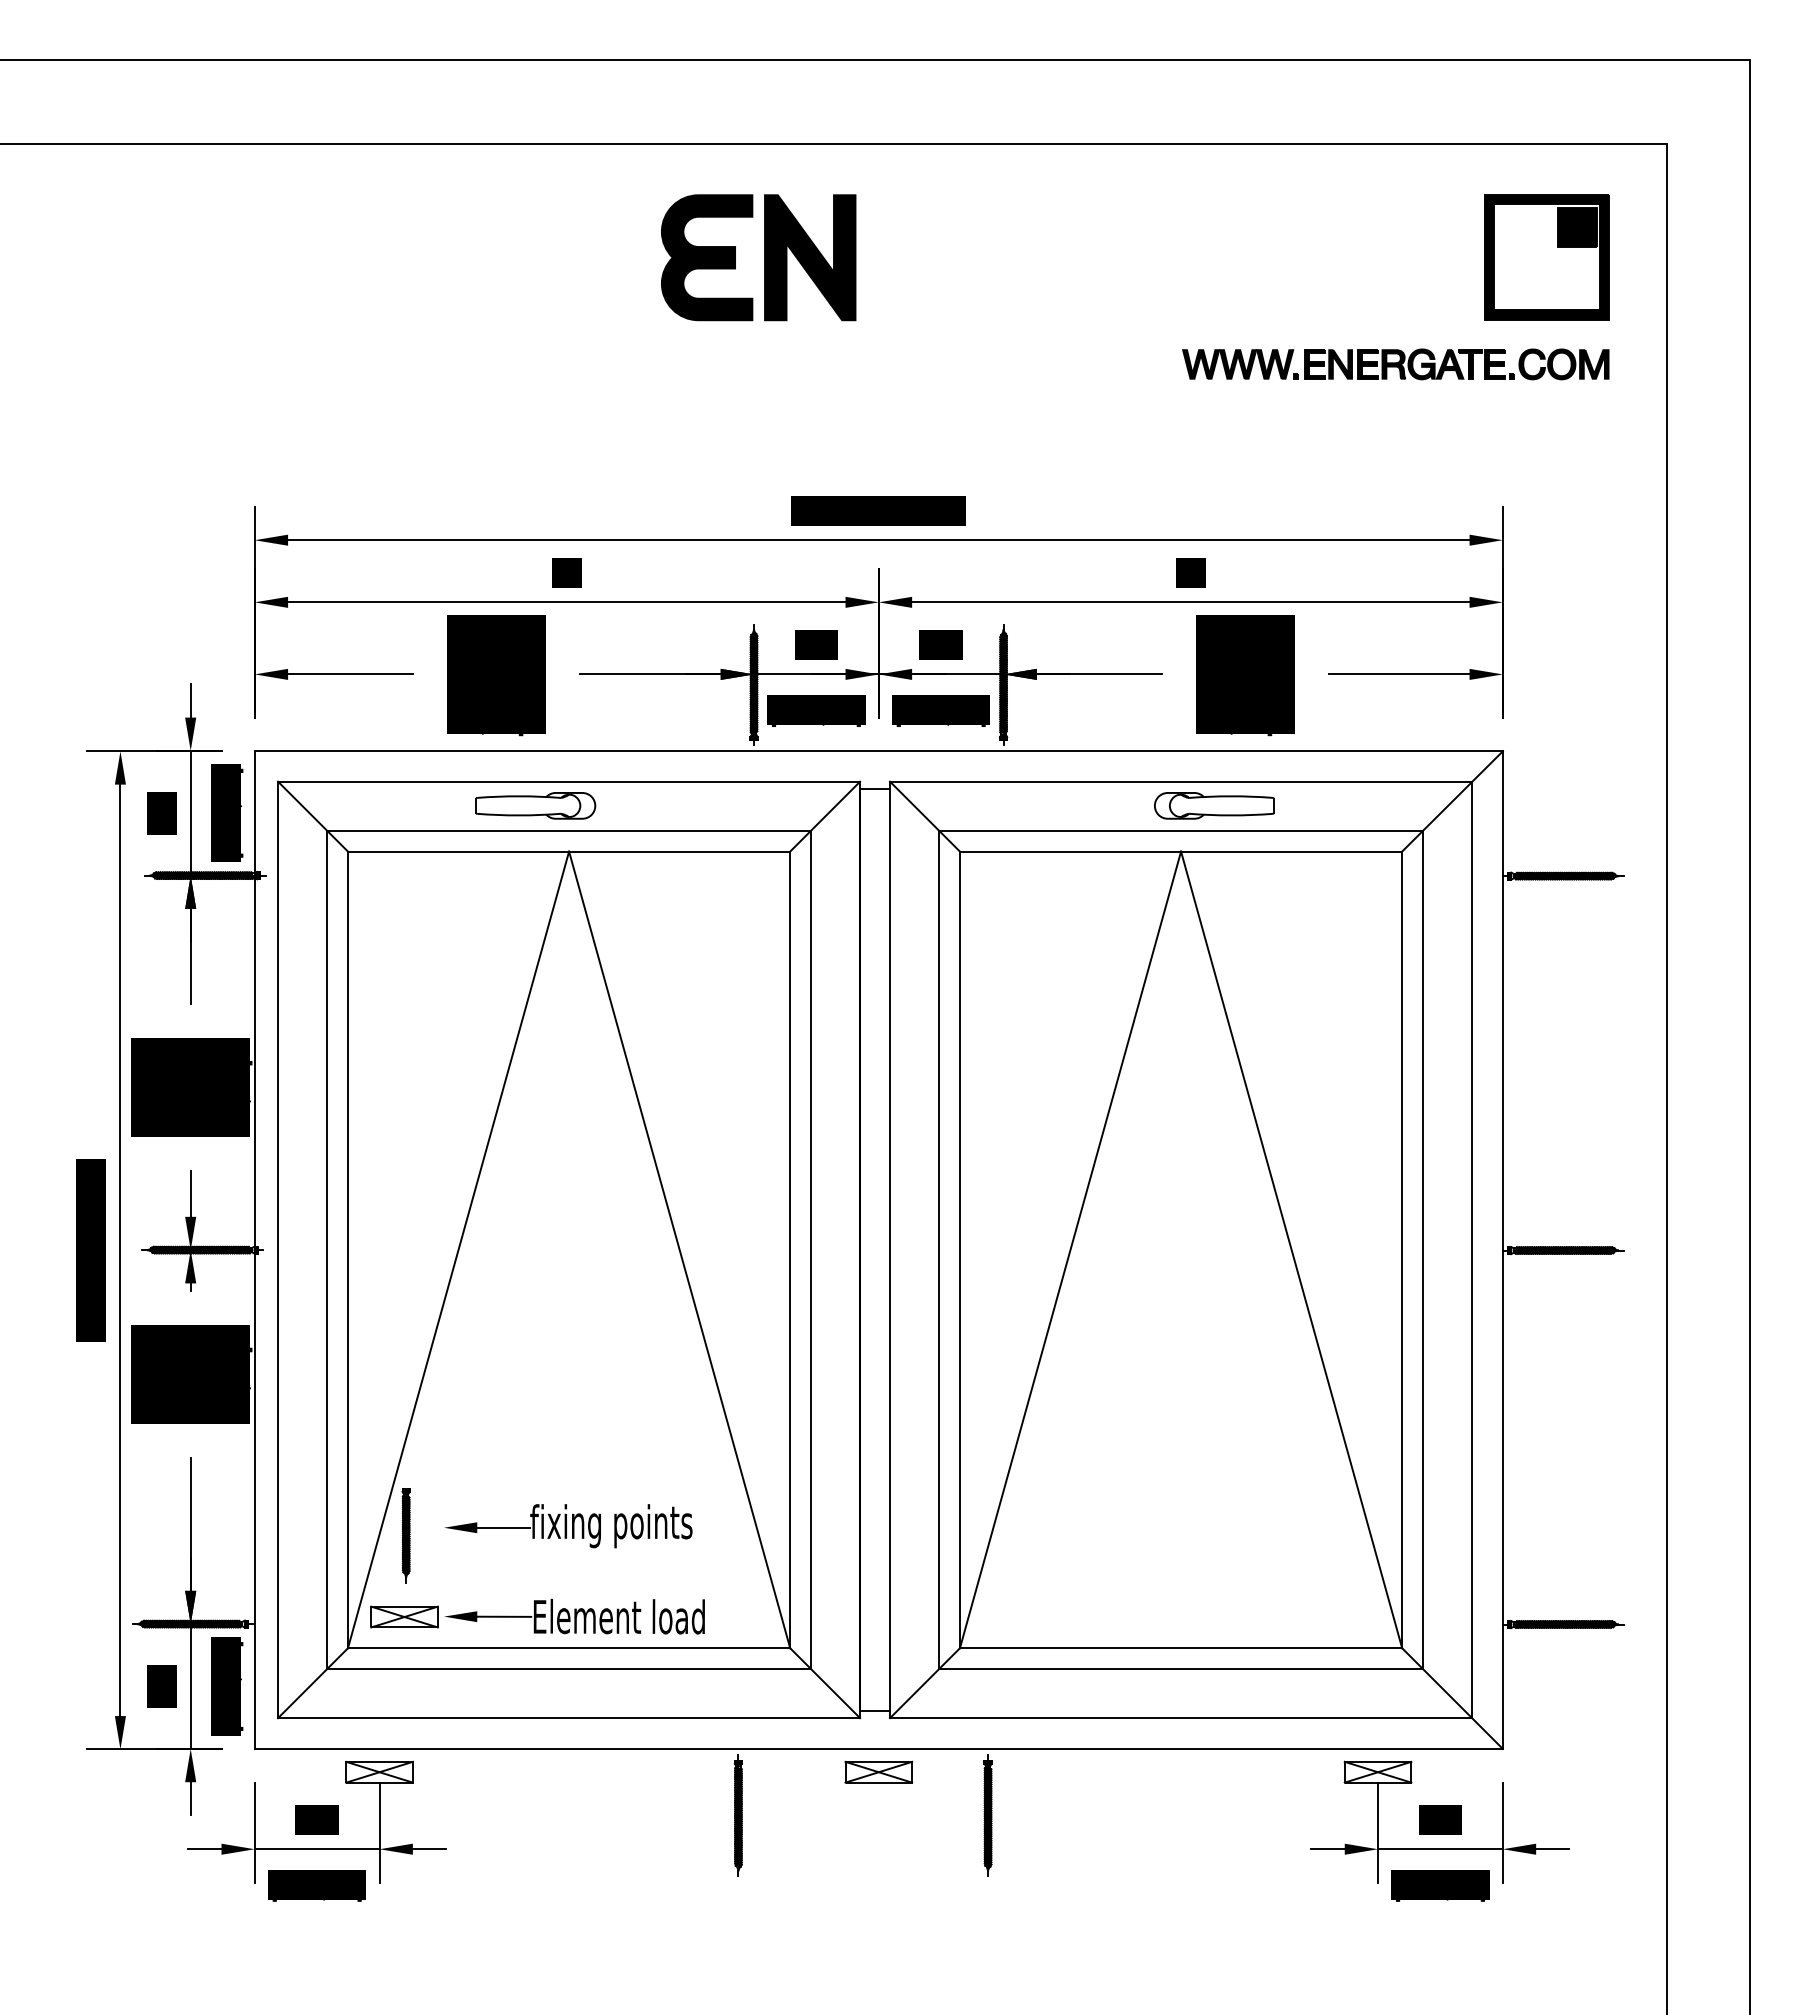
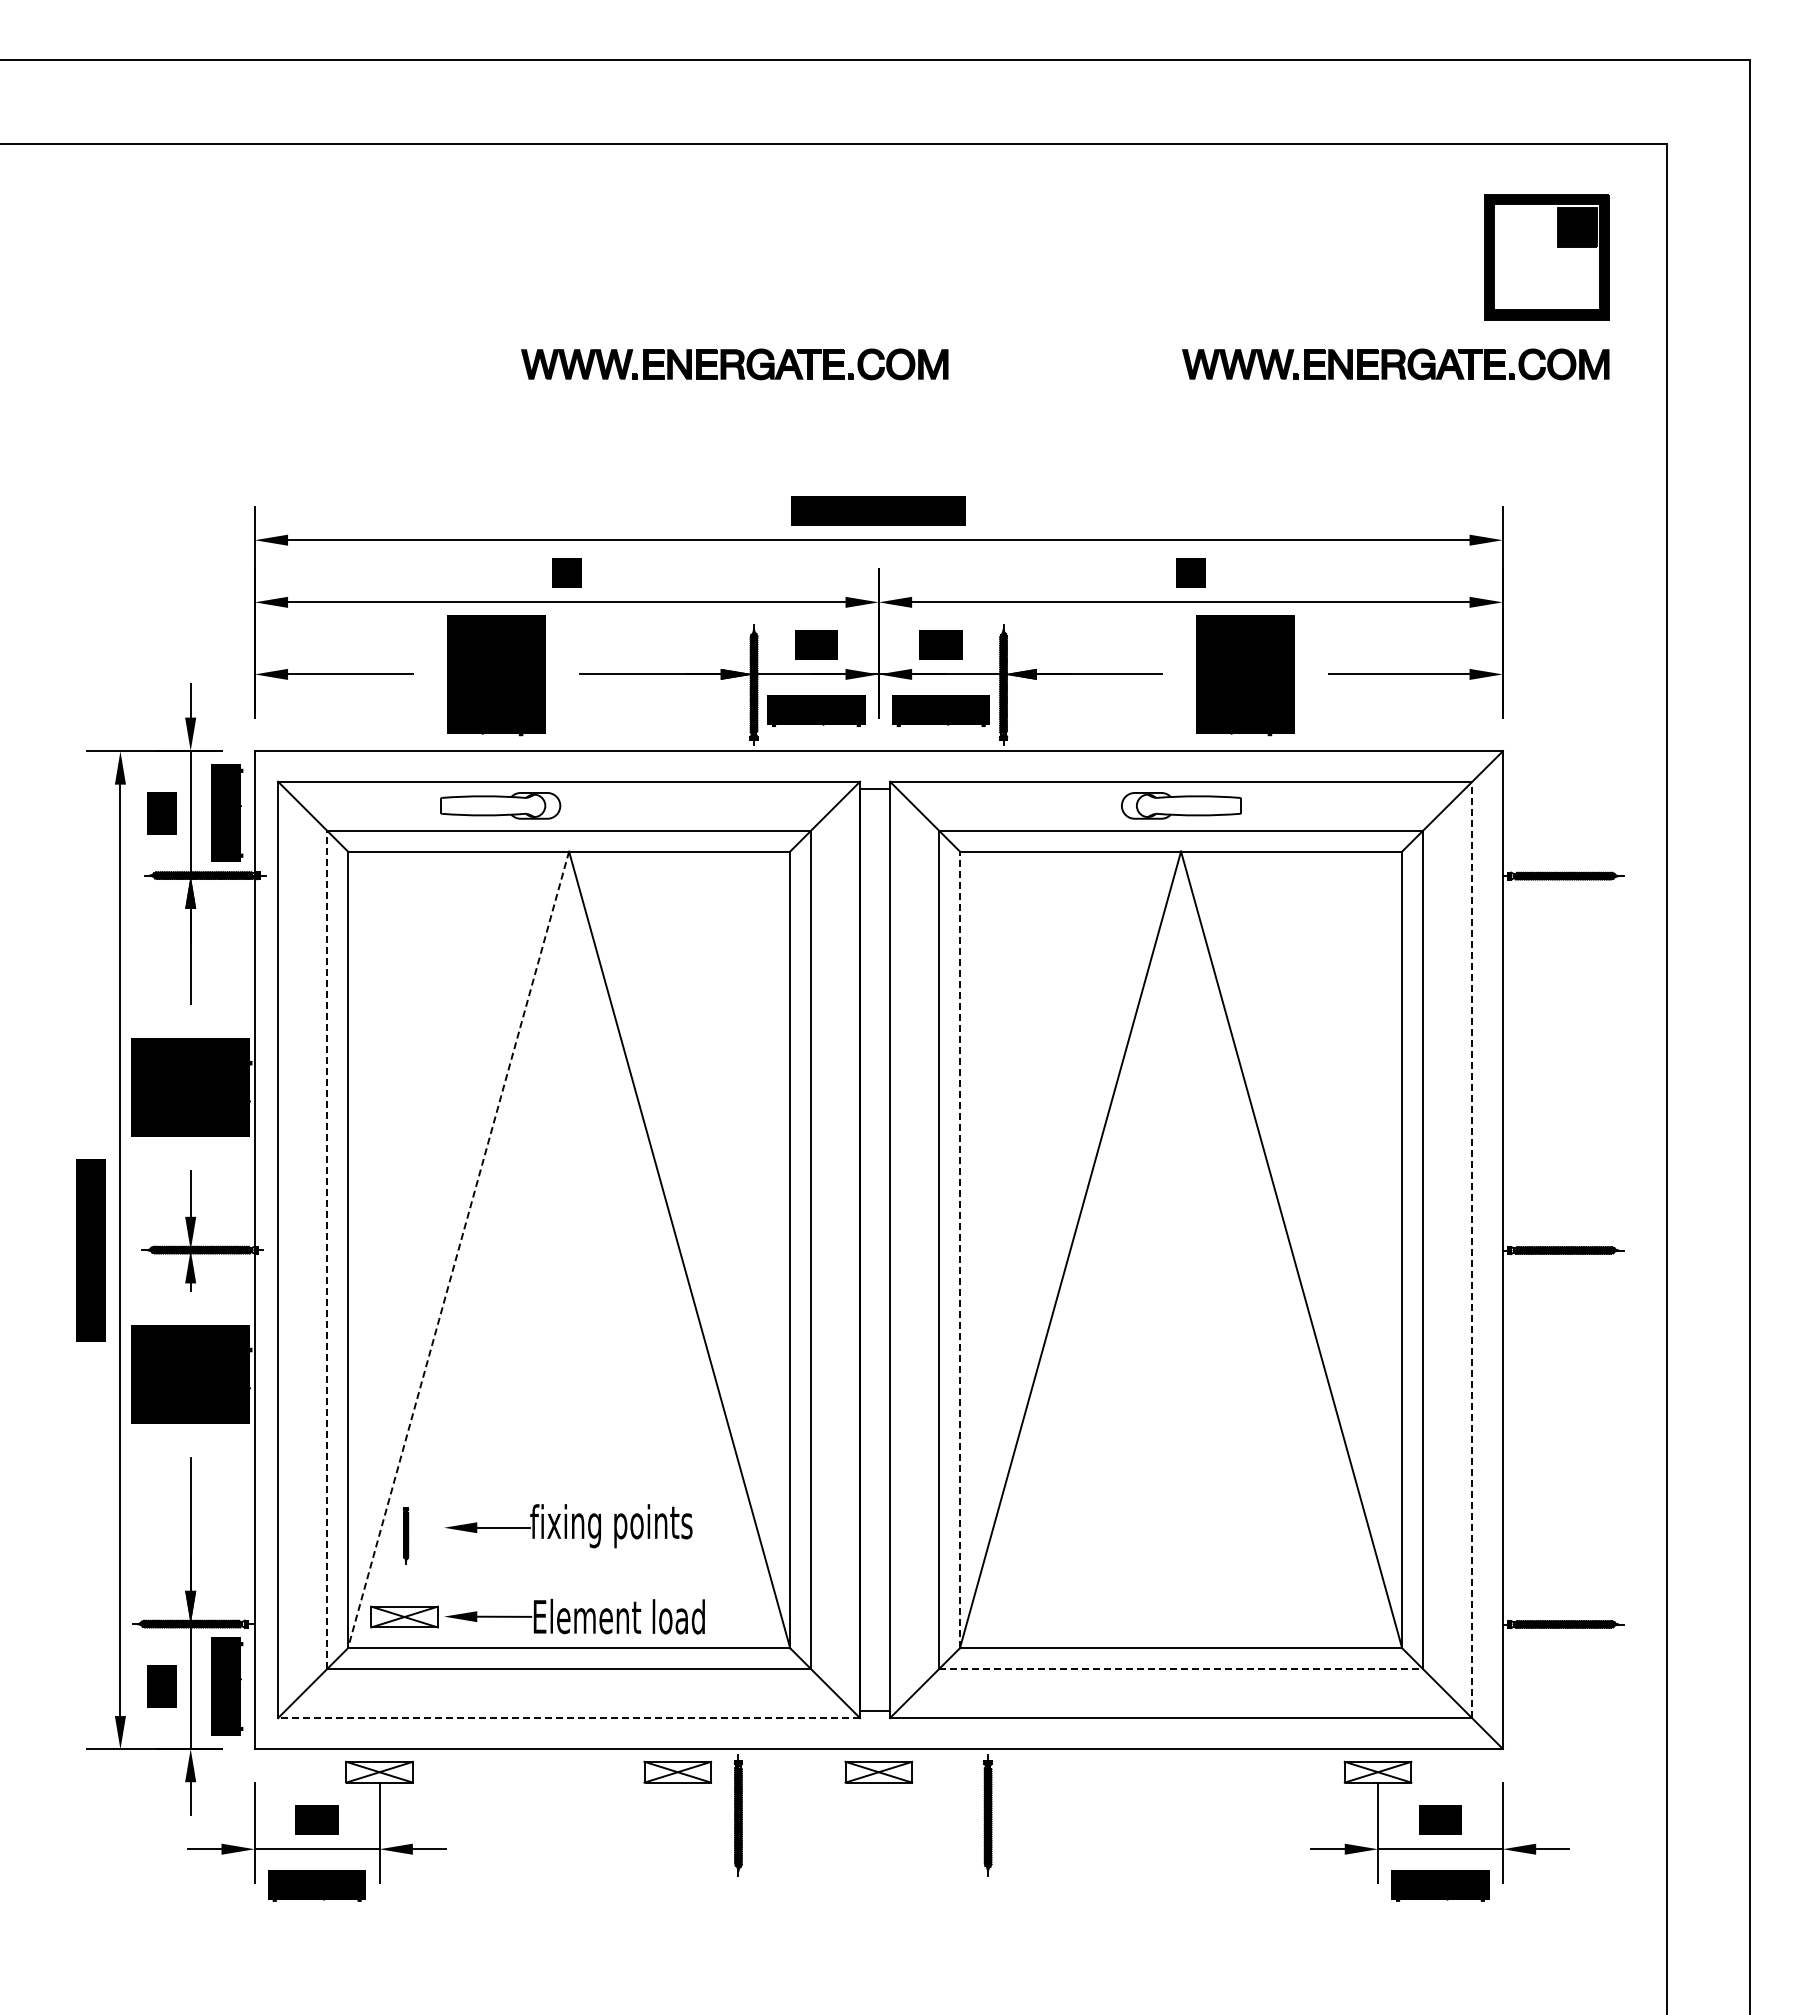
part: present -> none (758, 257)
part: none -> present (734, 364)
part position: (535, 805) -> (500, 805) (500, 805)
part position: (1214, 805) -> (1181, 805) (1181, 805)
line: solid -> dashed (327, 1249)
line: solid -> dashed (959, 1249)
line: solid -> dashed (1472, 1249)
line: solid -> dashed (458, 1250)
part size: 10x96 px -> 8x58 px (405, 1535)
line: solid -> dashed (1181, 1669)
line: solid -> dashed (568, 1718)
part: none -> present (677, 1771)
